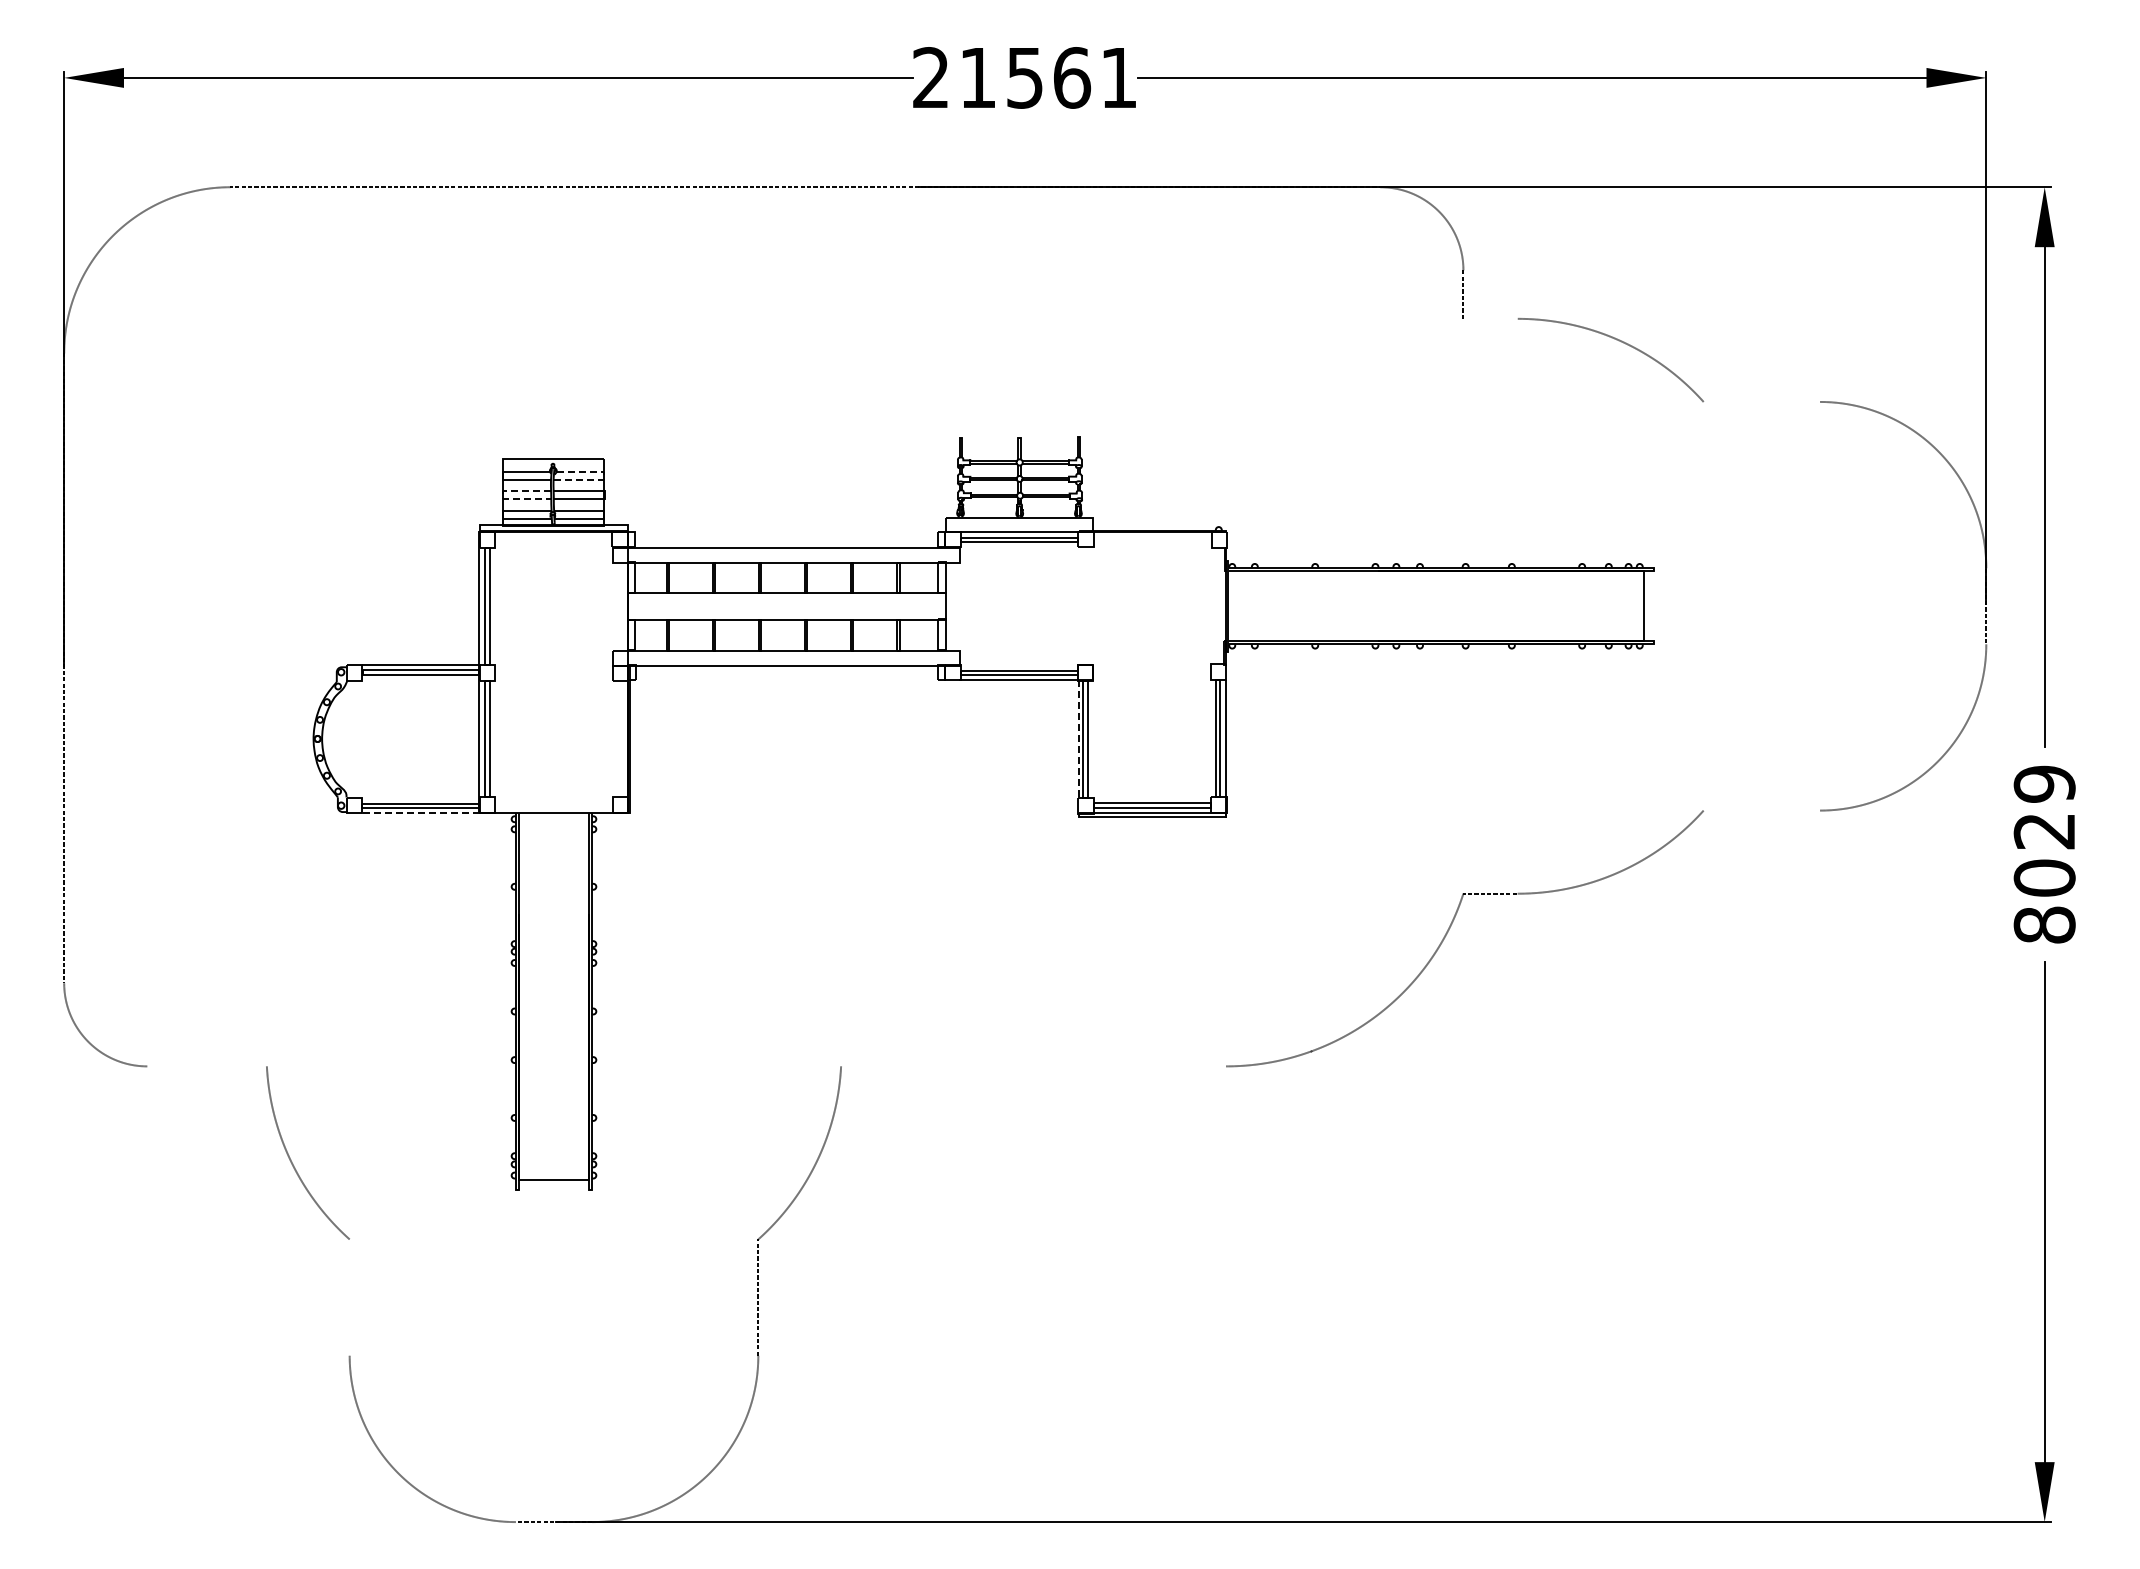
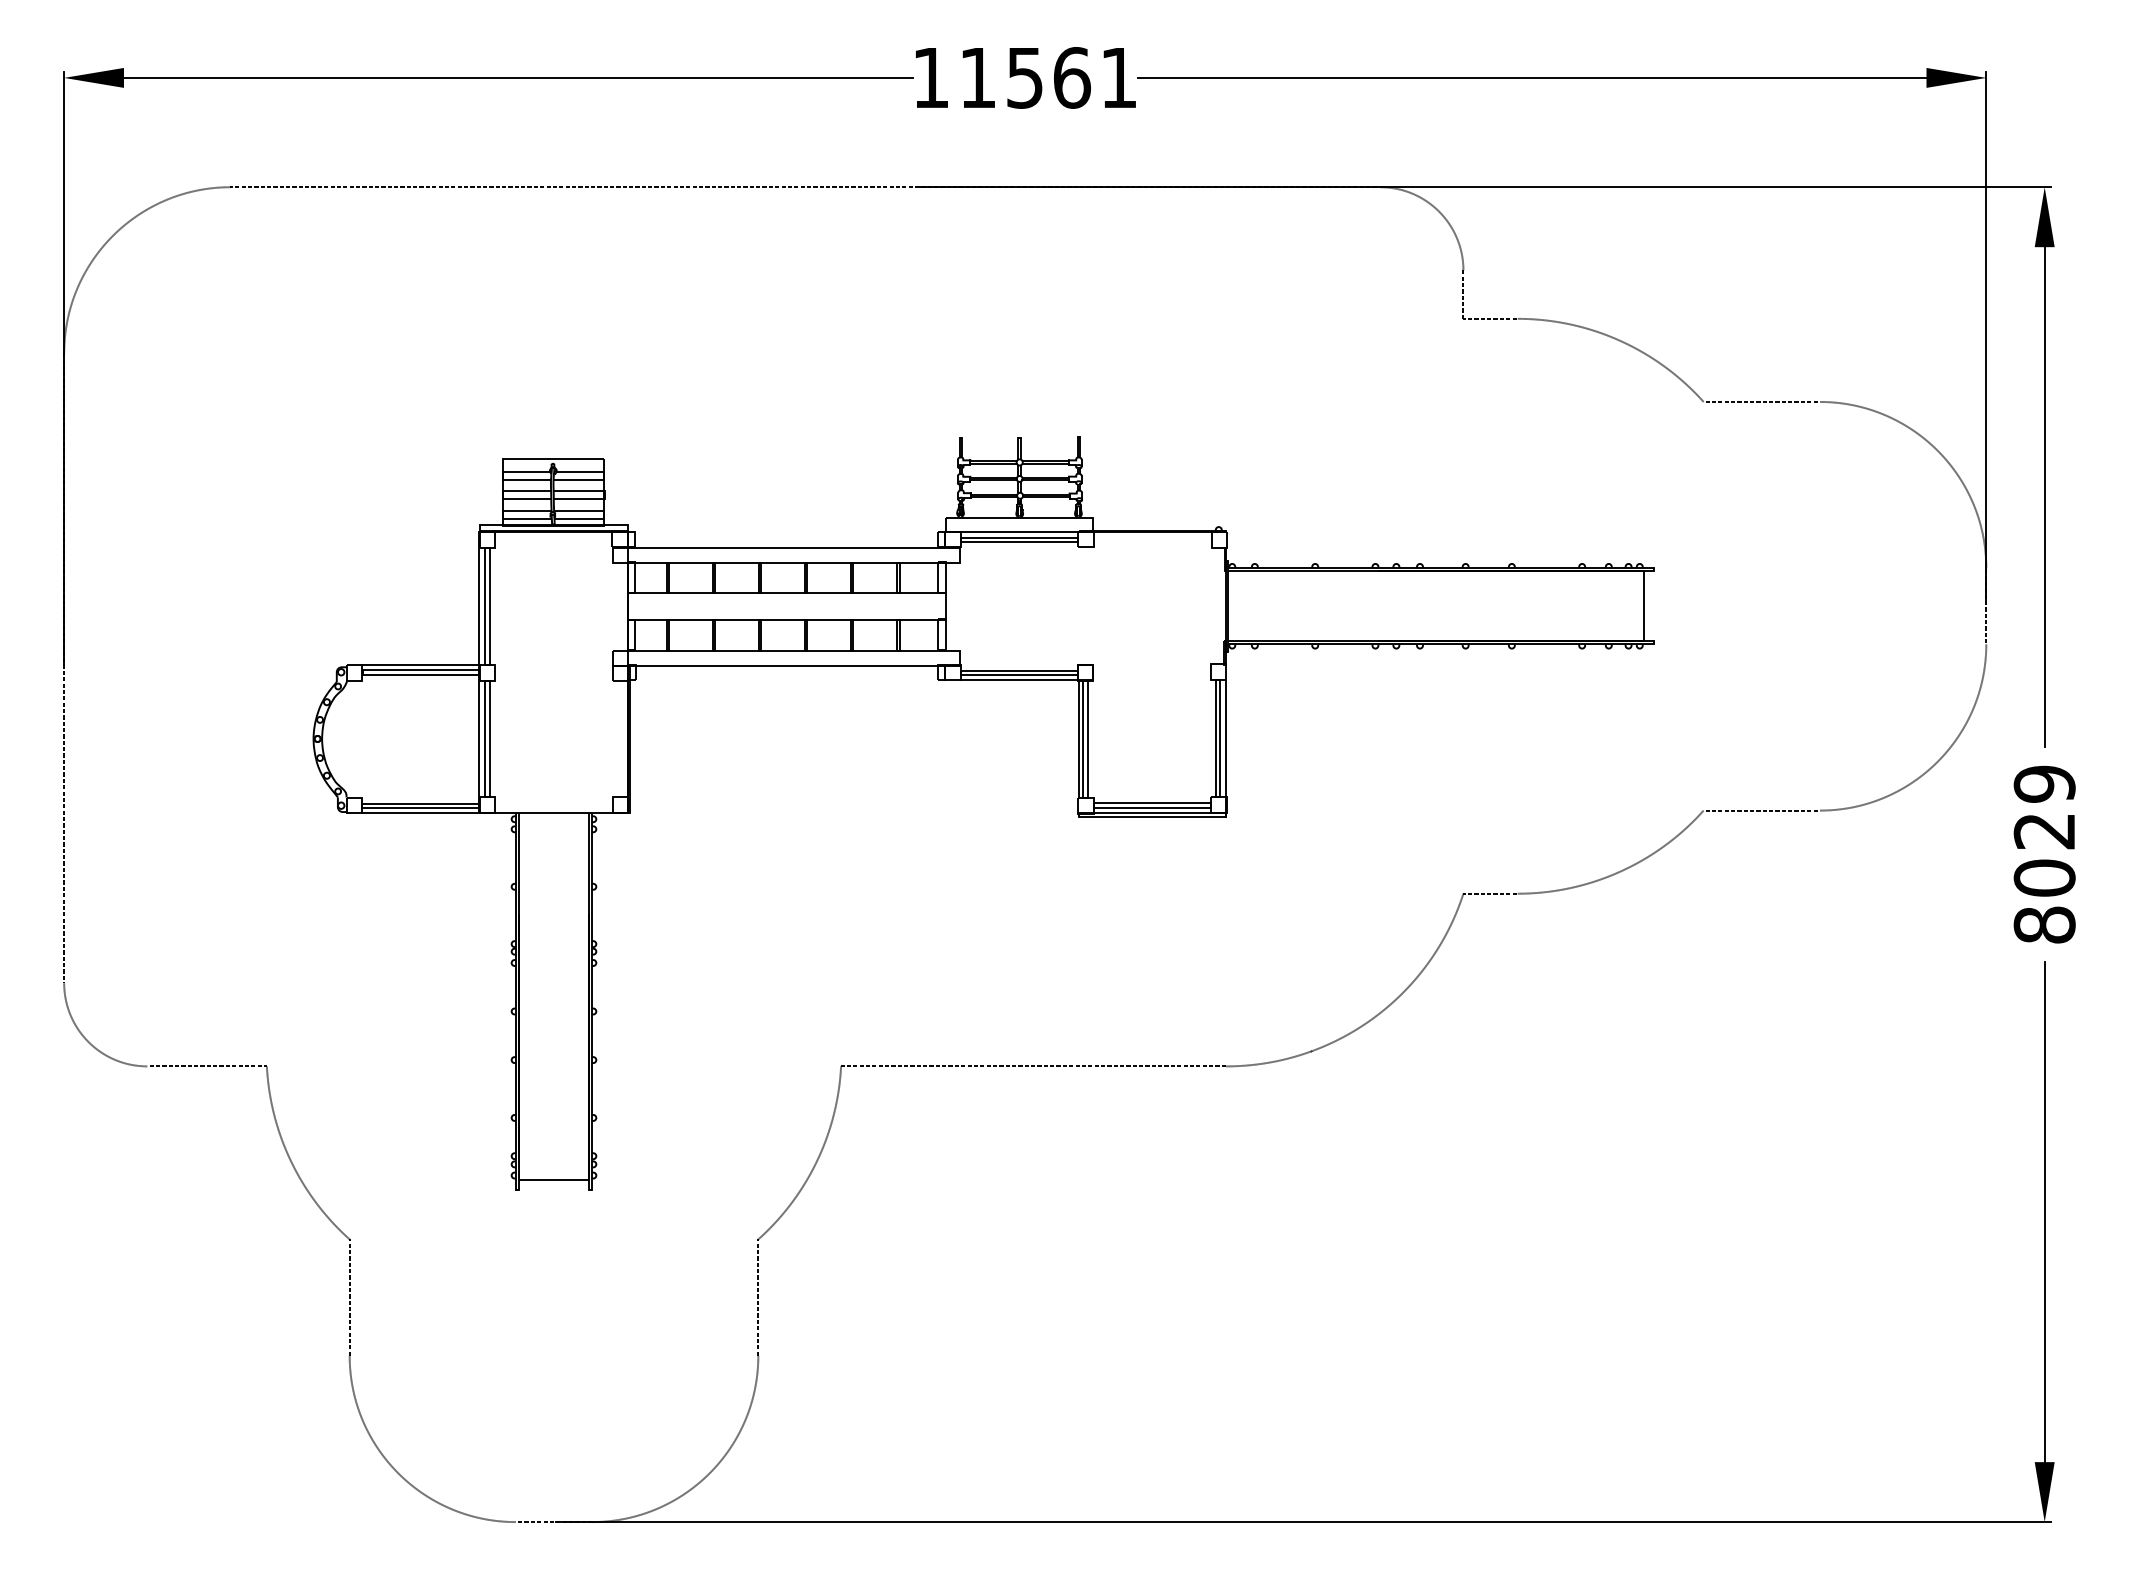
text: 21561 -> 11561 (930, 77)
line: none -> present (1490, 318)
line: none -> present (1761, 401)
line: dashed -> solid (604, 477)
line: dashed -> solid (502, 495)
line: dashed -> solid (1078, 739)
line: none -> present (1761, 810)
line: dashed -> solid (421, 813)
line: none -> present (206, 1066)
line: none -> present (1033, 1066)
line: none -> present (349, 1297)
